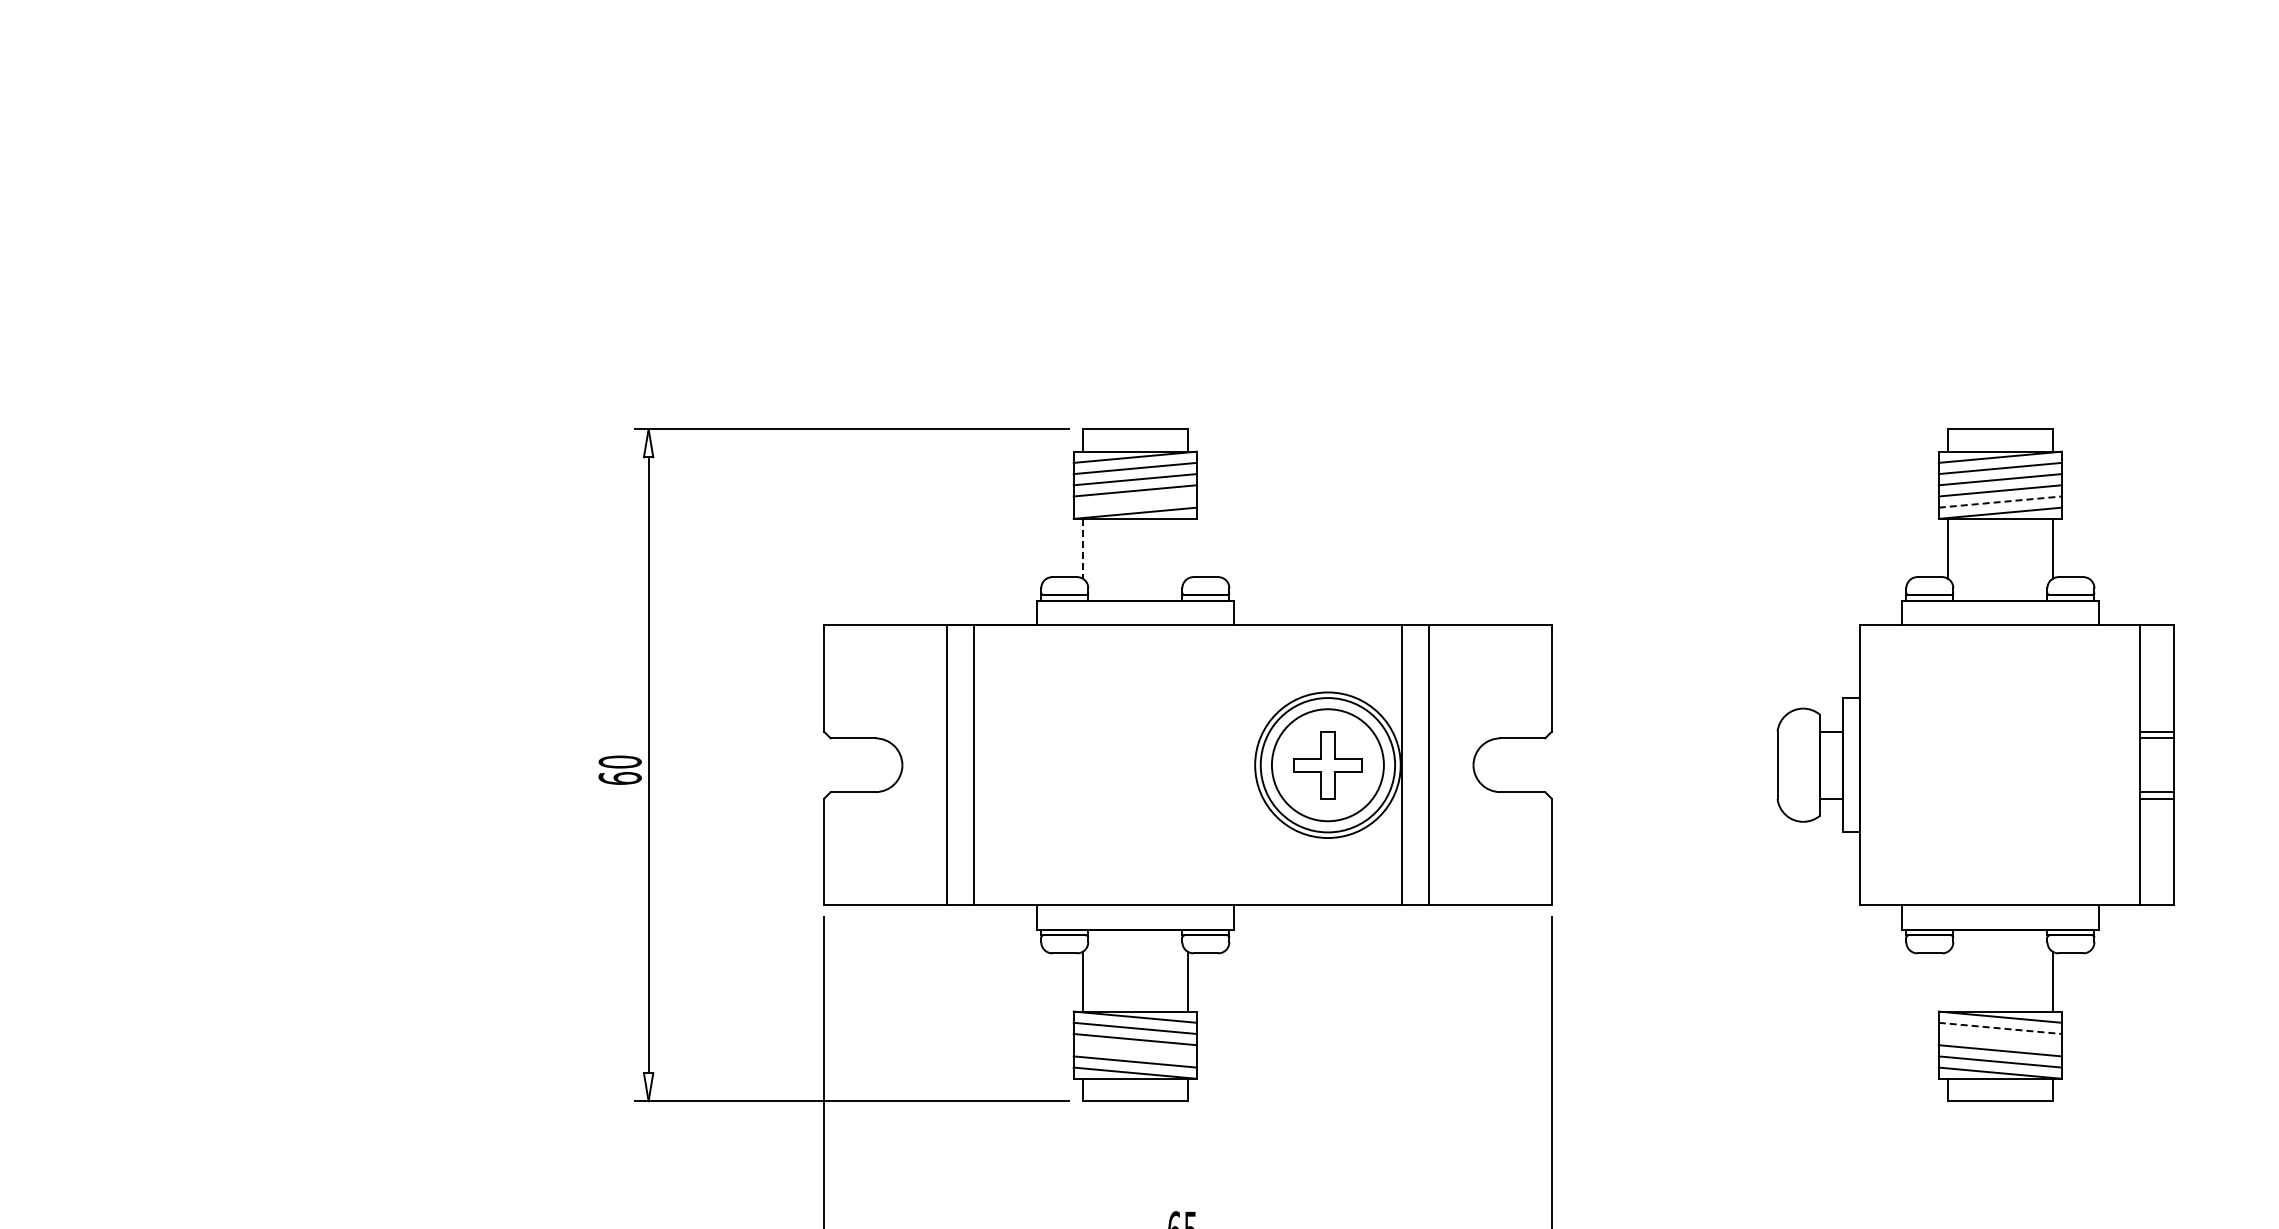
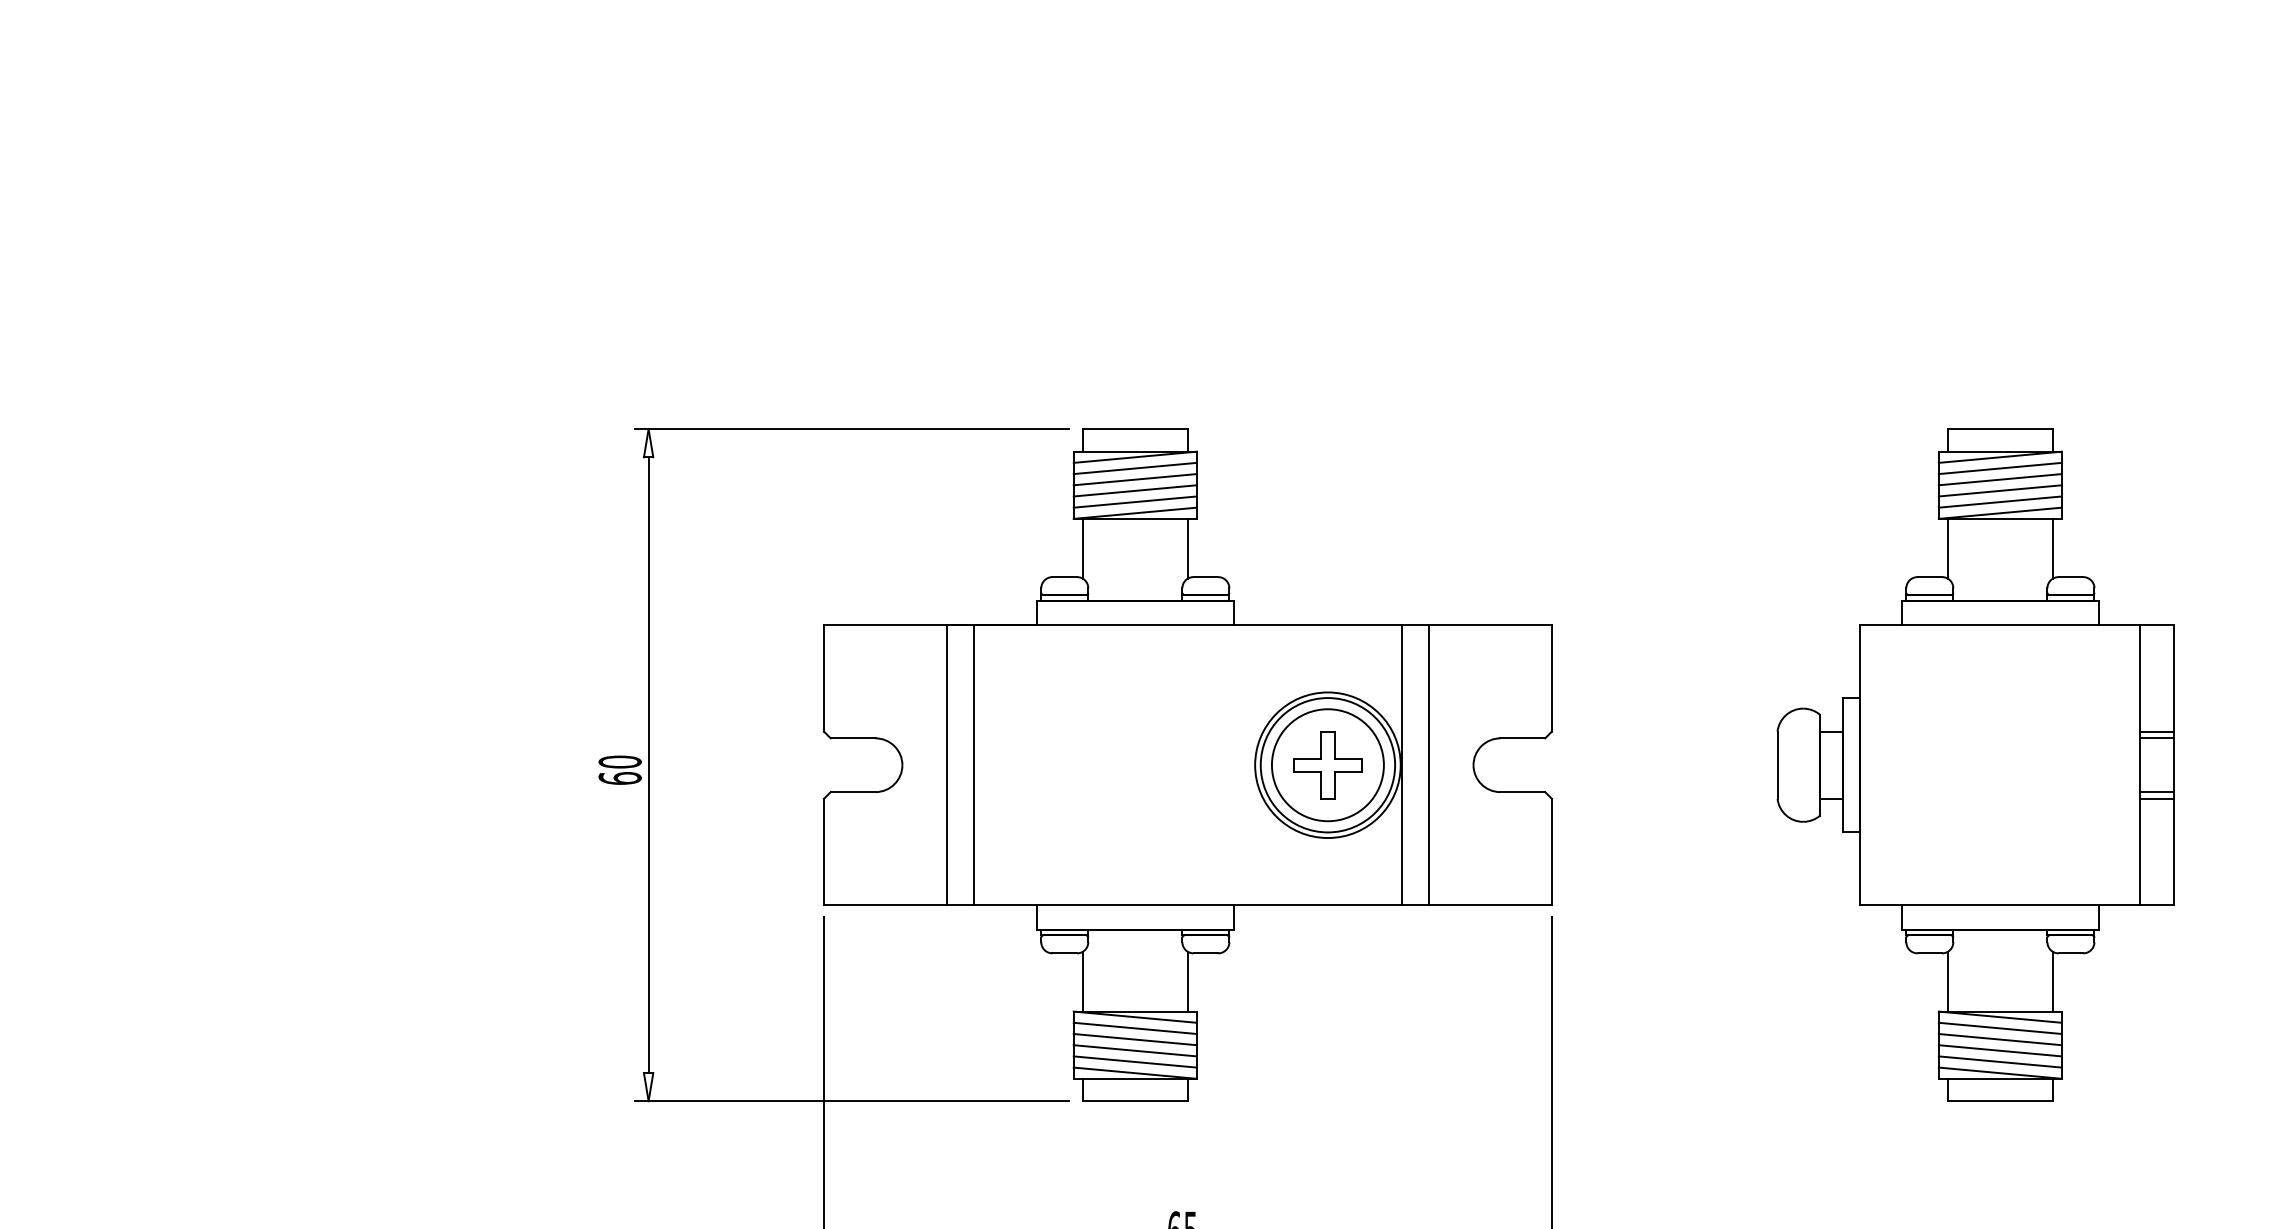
line: none -> present (1134, 501)
line: dashed -> solid (2000, 502)
line: dashed -> solid (1082, 548)
line: none -> present (1187, 548)
line: none -> present (1947, 981)
line: dashed -> solid (2000, 1028)
line: none -> present (1999, 1039)
line: none -> present (1134, 1050)
